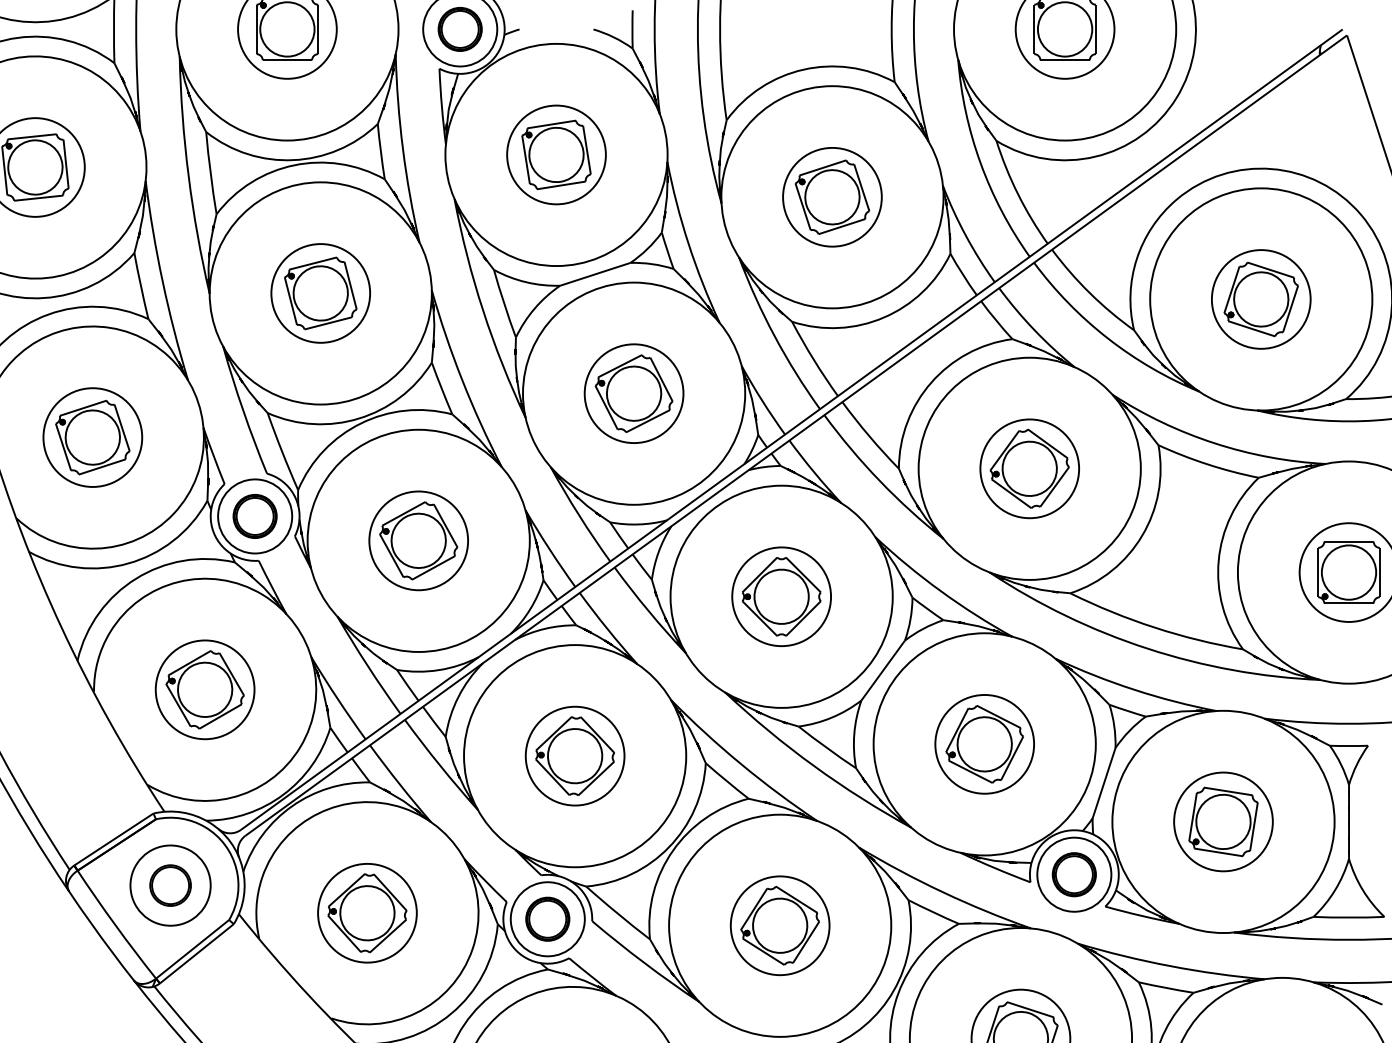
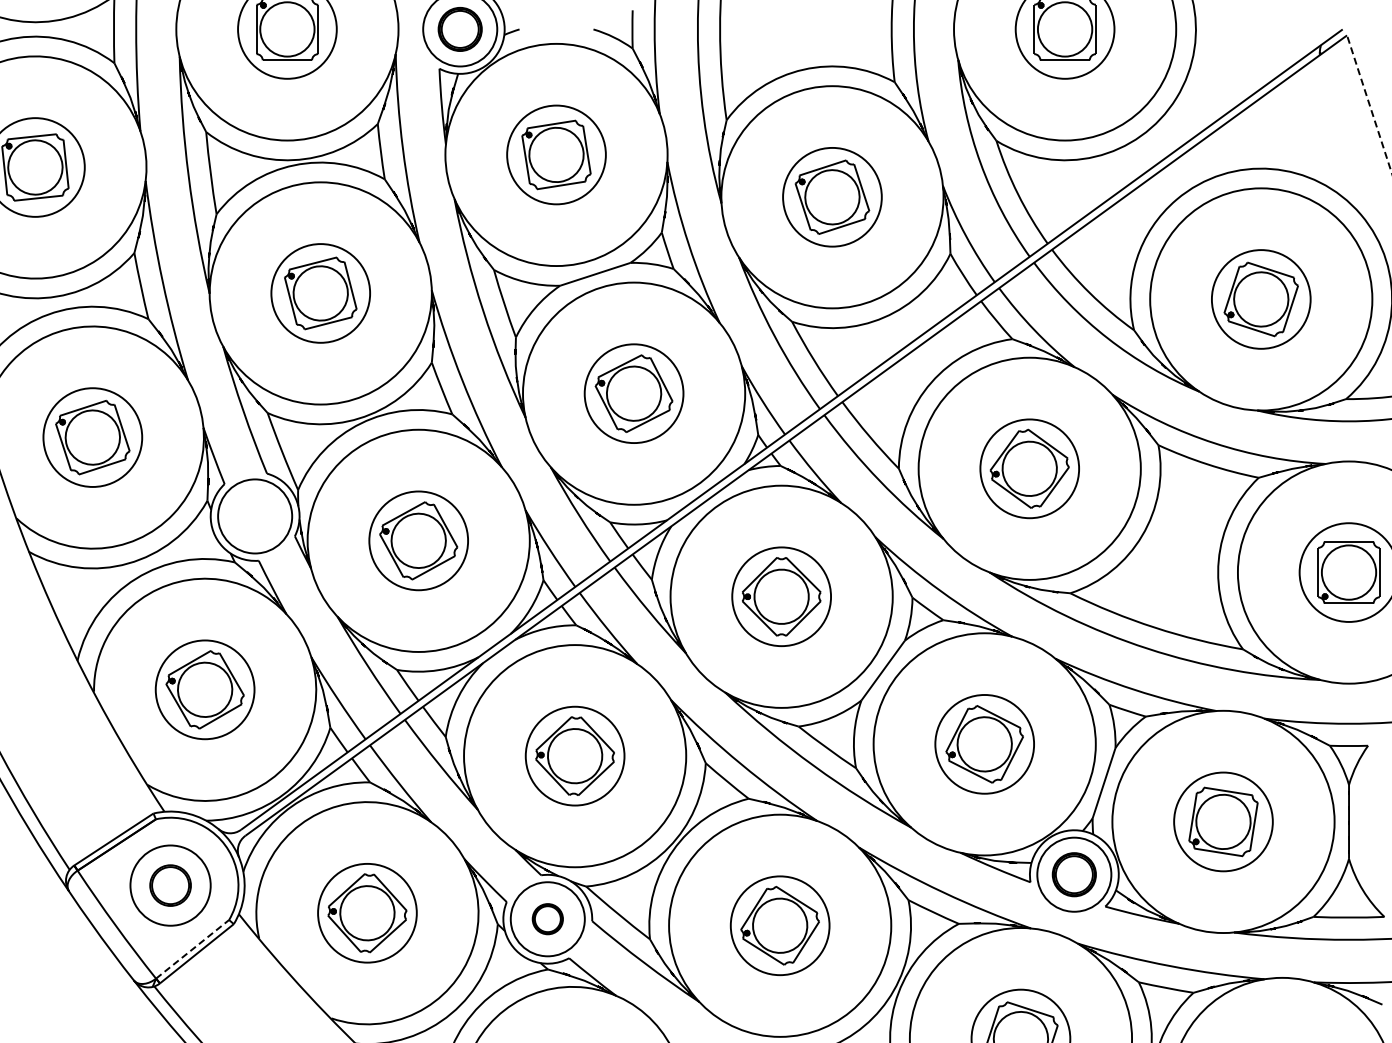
line: solid -> dashed (1369, 103)
part: present -> none (254, 516)
part size: 46x46 px -> 33x33 px (547, 919)
line: solid -> dashed (192, 949)
